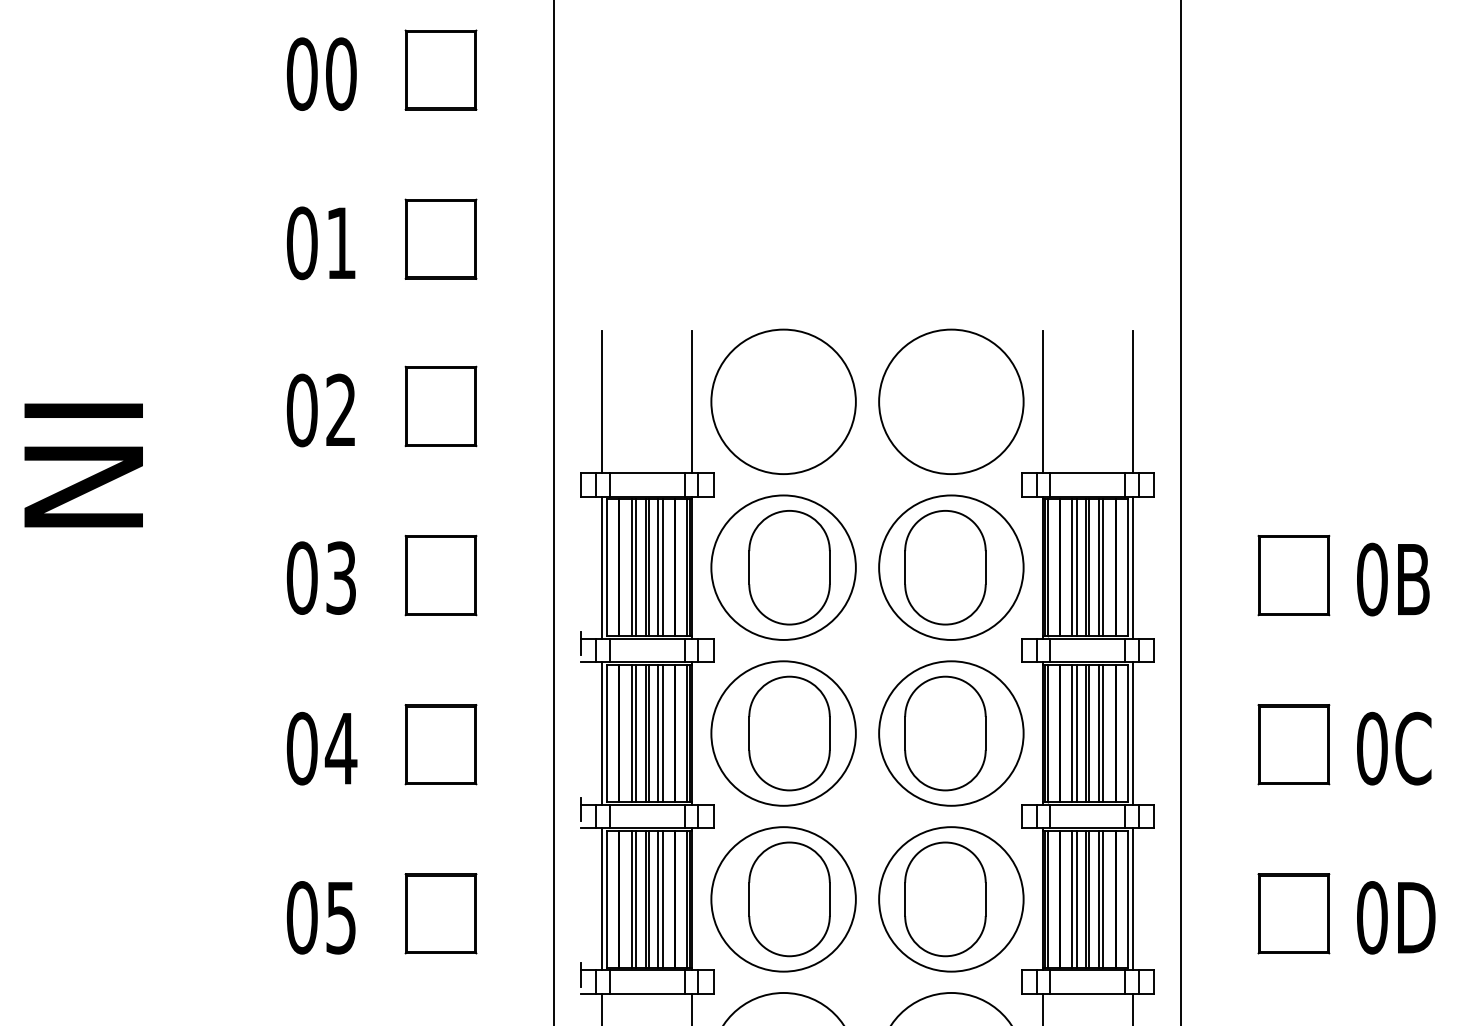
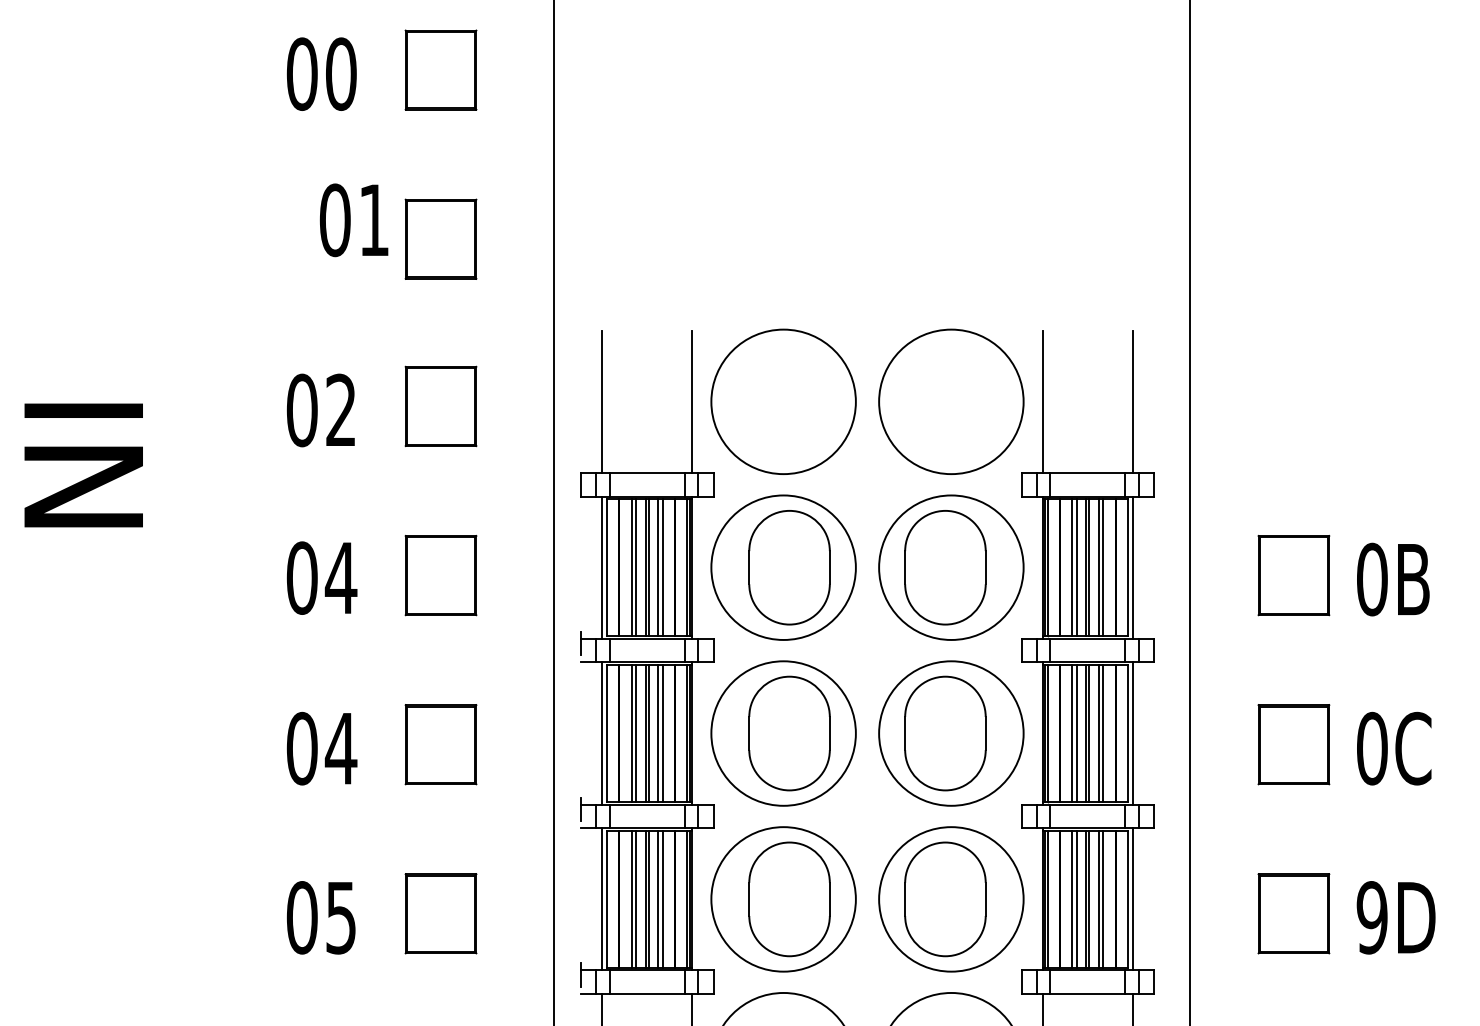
text position: (321, 243) -> (354, 220) (354, 220)
line position: (1181, 512) -> (1190, 512) (1190, 512)
text: 03 -> 04 (340, 577)
text: 0D -> 9D (1371, 917)
